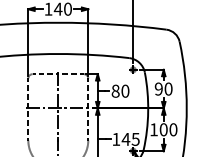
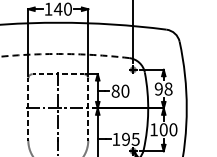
arc: solid -> dashed (64, 54)
text: 90 -> 98 (168, 89)
text: 145 -> 195 (125, 138)
